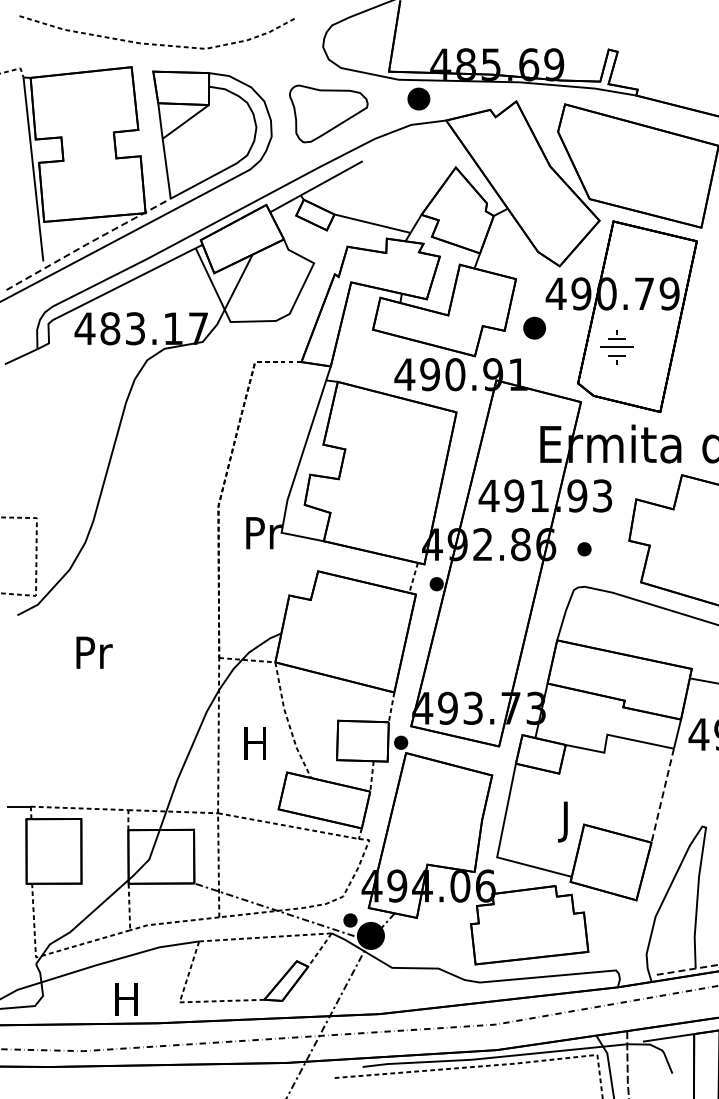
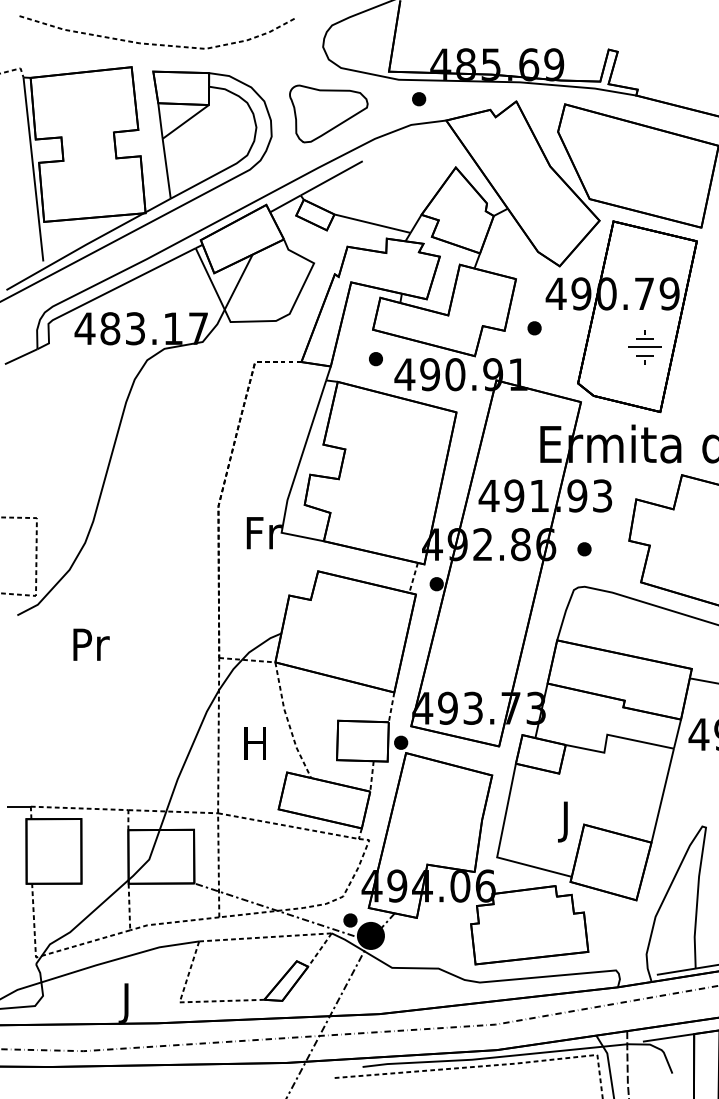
part size: 24x24 px -> 15x15 px (419, 99)
line: dashed -> solid (87, 244)
part size: 23x24 px -> 15x15 px (534, 328)
part position: (616, 347) -> (644, 347) (644, 347)
part: none -> present (375, 359)
text: Pr -> Fr (262, 533)
text position: (94, 652) -> (91, 644) (91, 644)
line: dashed -> solid (662, 796)
line: dashed -> solid (687, 969)
text: H -> J (126, 1002)
